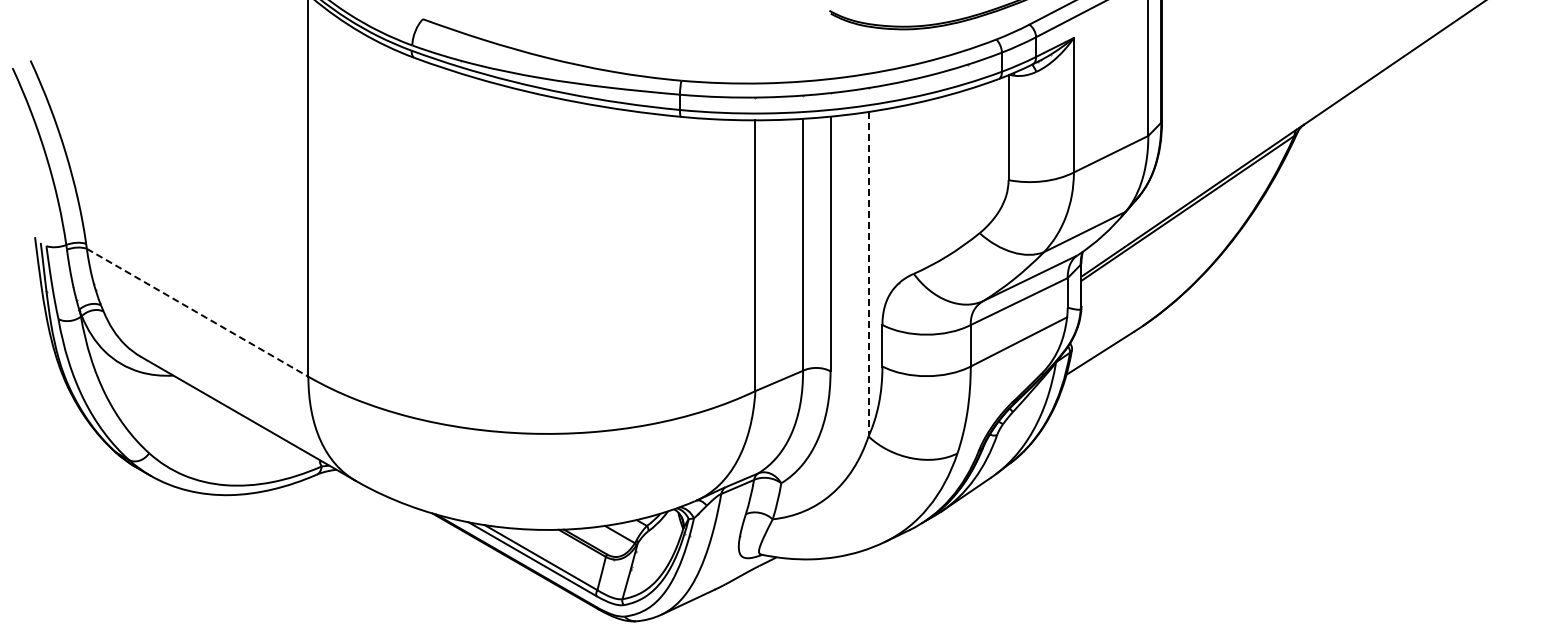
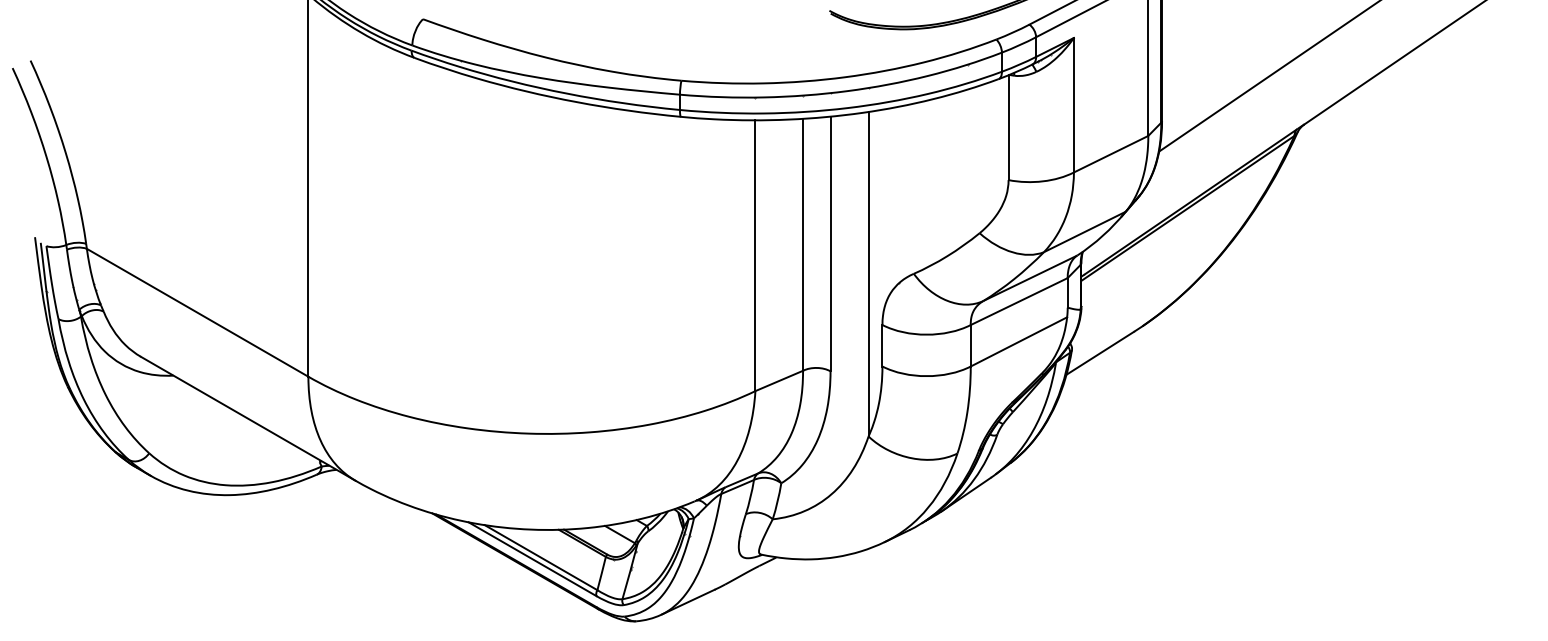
line: none -> present (1268, 76)
line: dashed -> solid (868, 274)
line: dashed -> solid (197, 312)
